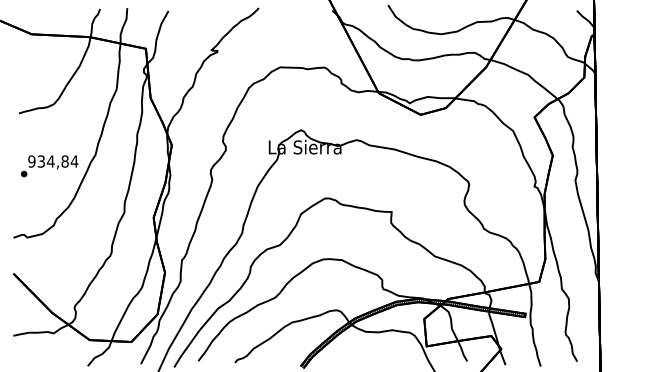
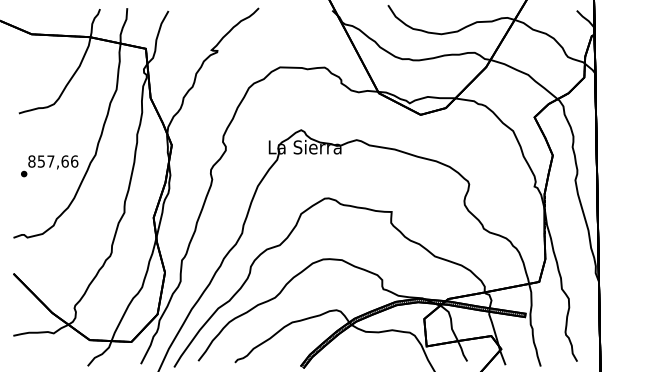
text: 934,84 -> 857,66 (53, 161)
